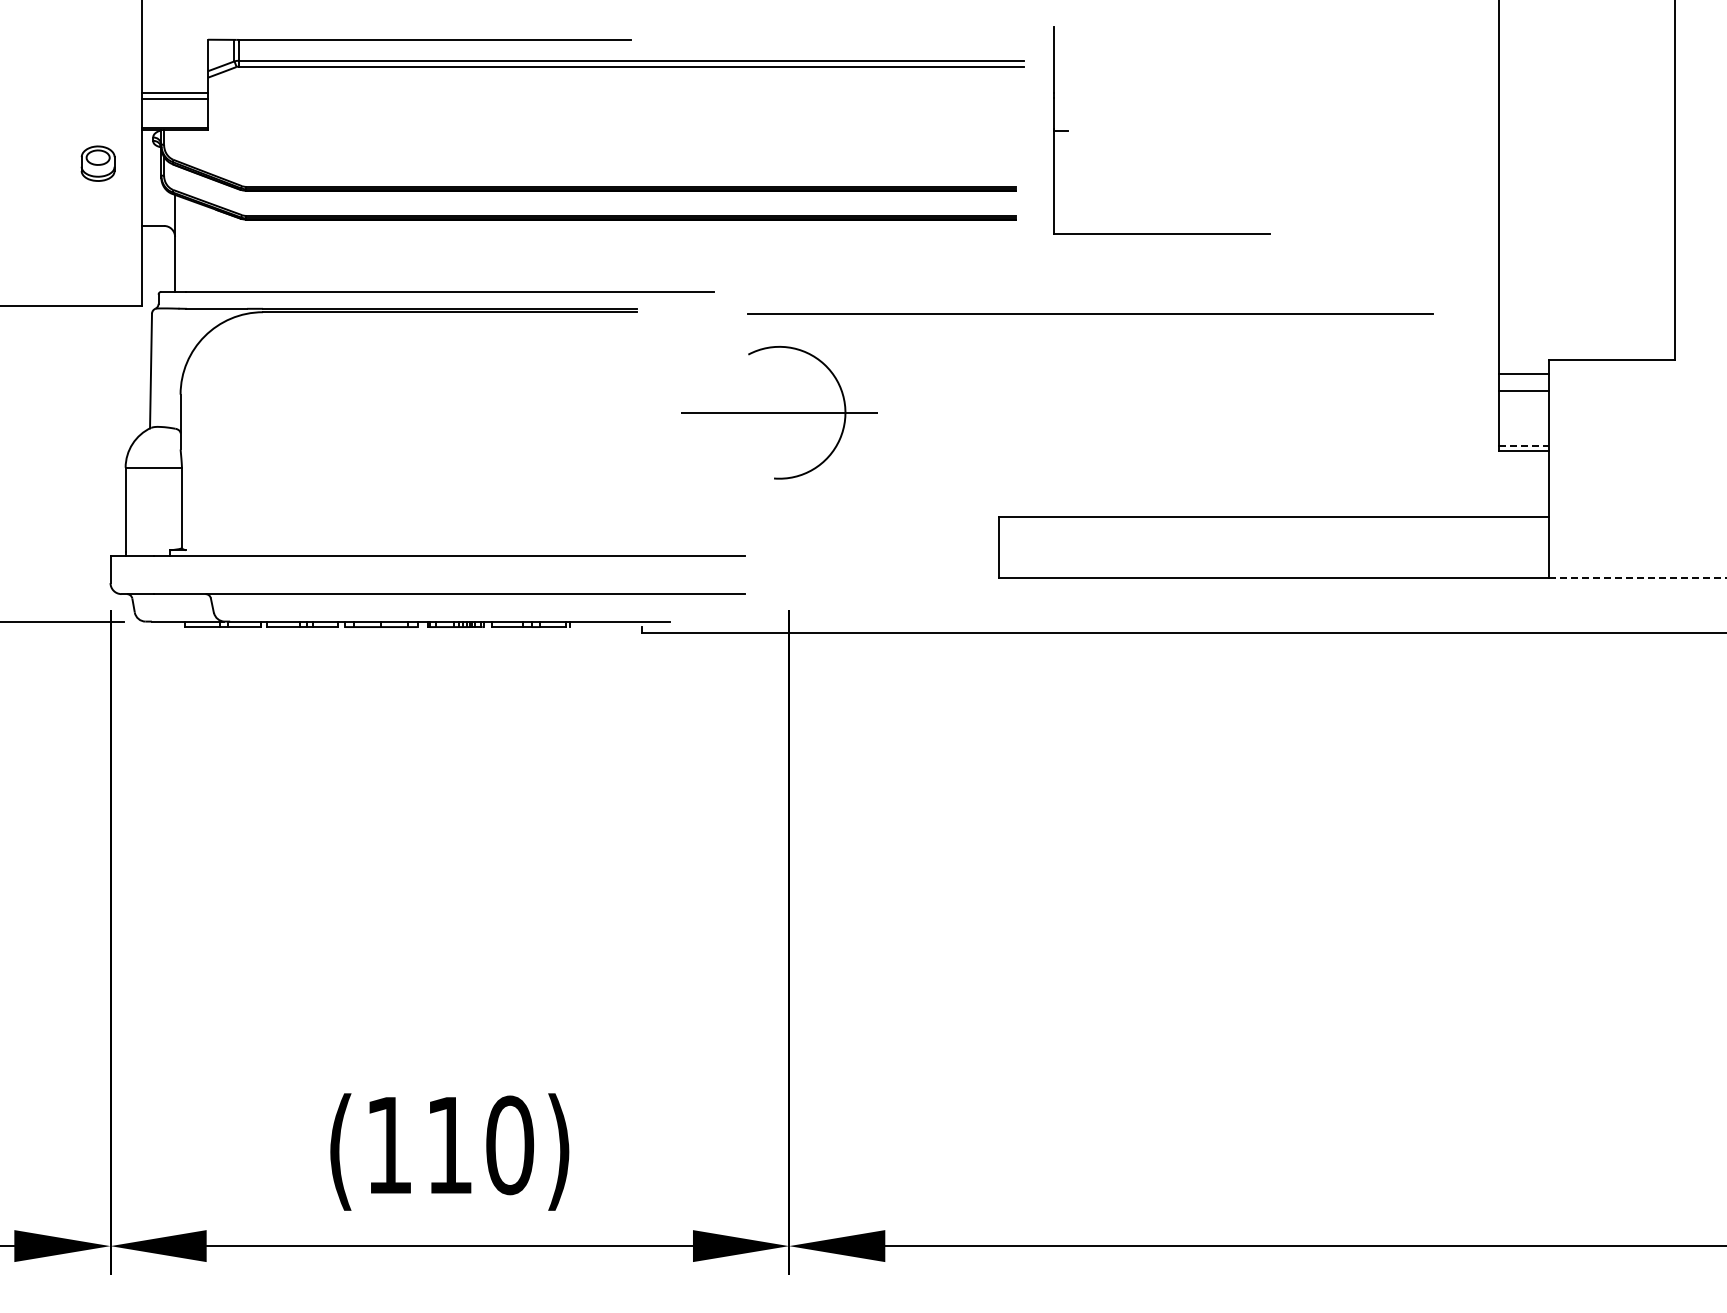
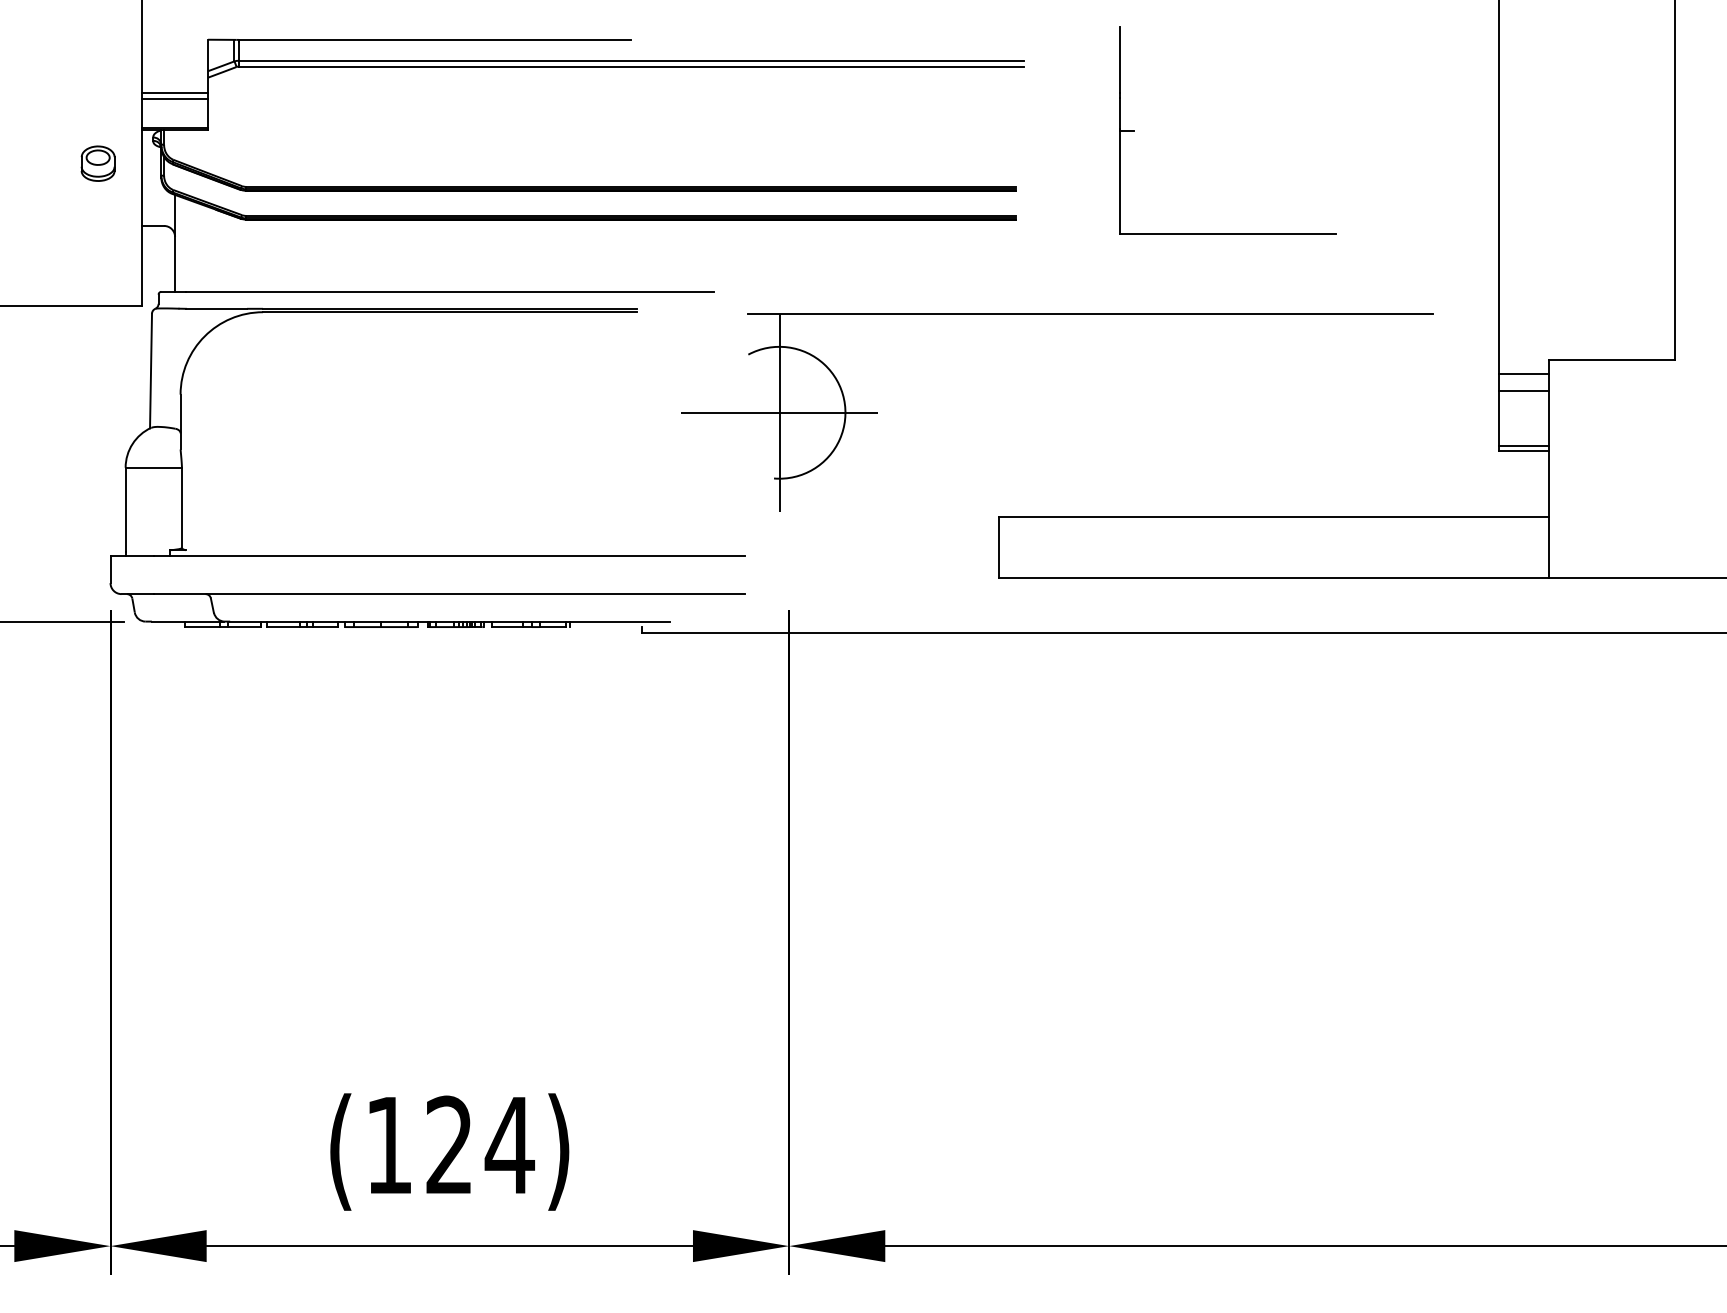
part position: (1068, 130) -> (1134, 130) (1134, 130)
line: none -> present (779, 412)
line: dashed -> solid (1524, 445)
line: dashed -> solid (1637, 577)
text: (110) -> (124) (480, 1145)
